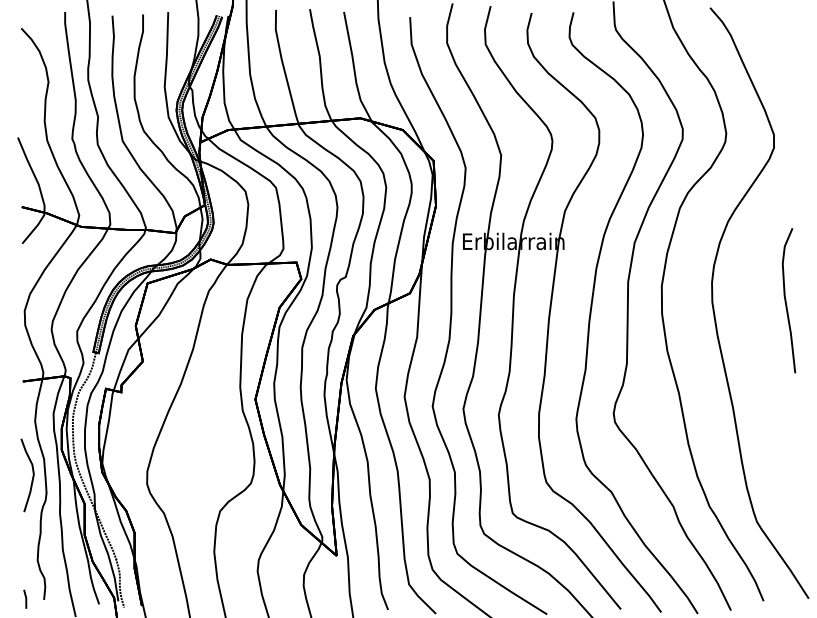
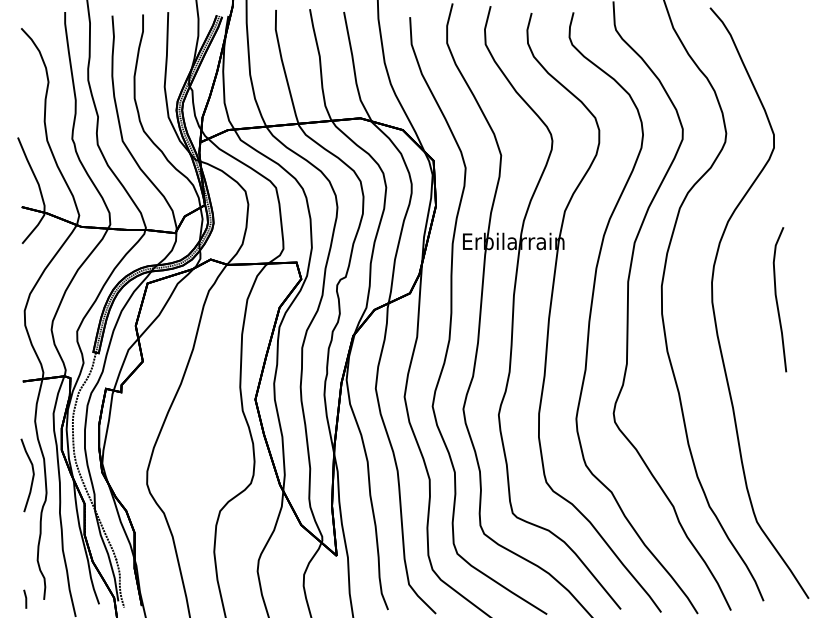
part position: (788, 300) -> (779, 299) (779, 299)
